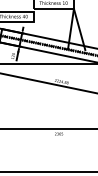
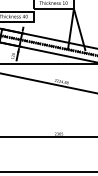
line position: (48, 128) -> (48, 136) (48, 136)
